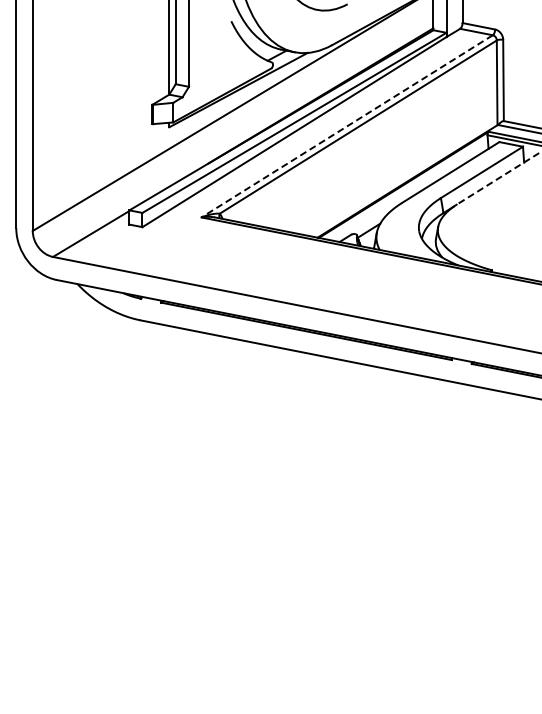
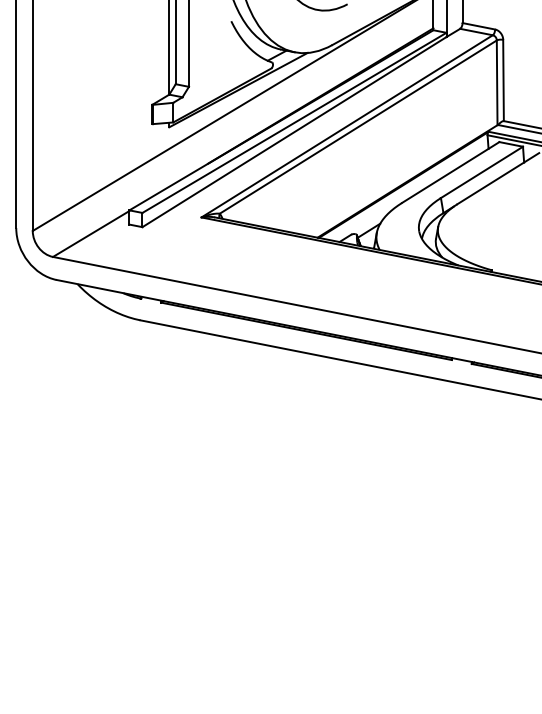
line: dashed -> solid (347, 126)
line: dashed -> solid (497, 178)
